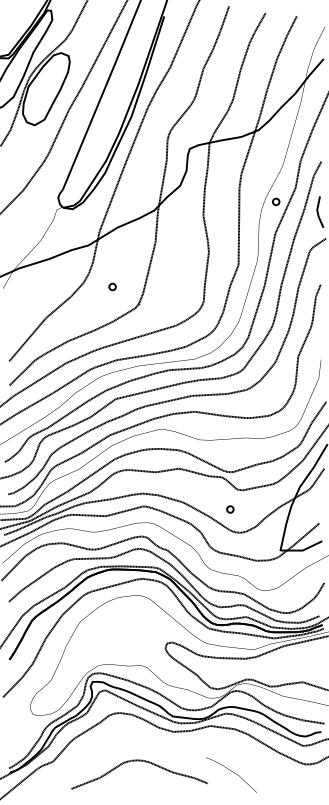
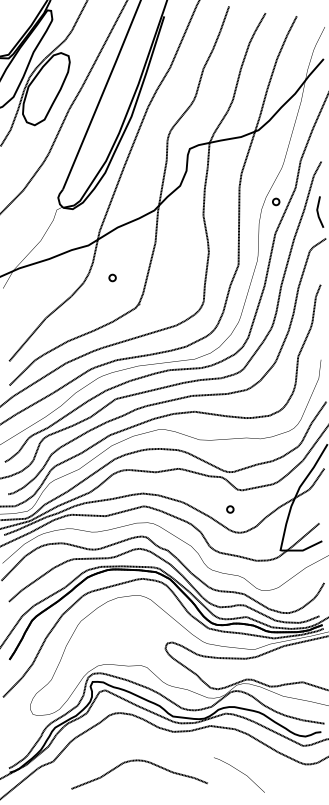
part position: (112, 286) -> (112, 277) (112, 277)
line position: (233, 772) -> (241, 772) (241, 772)
